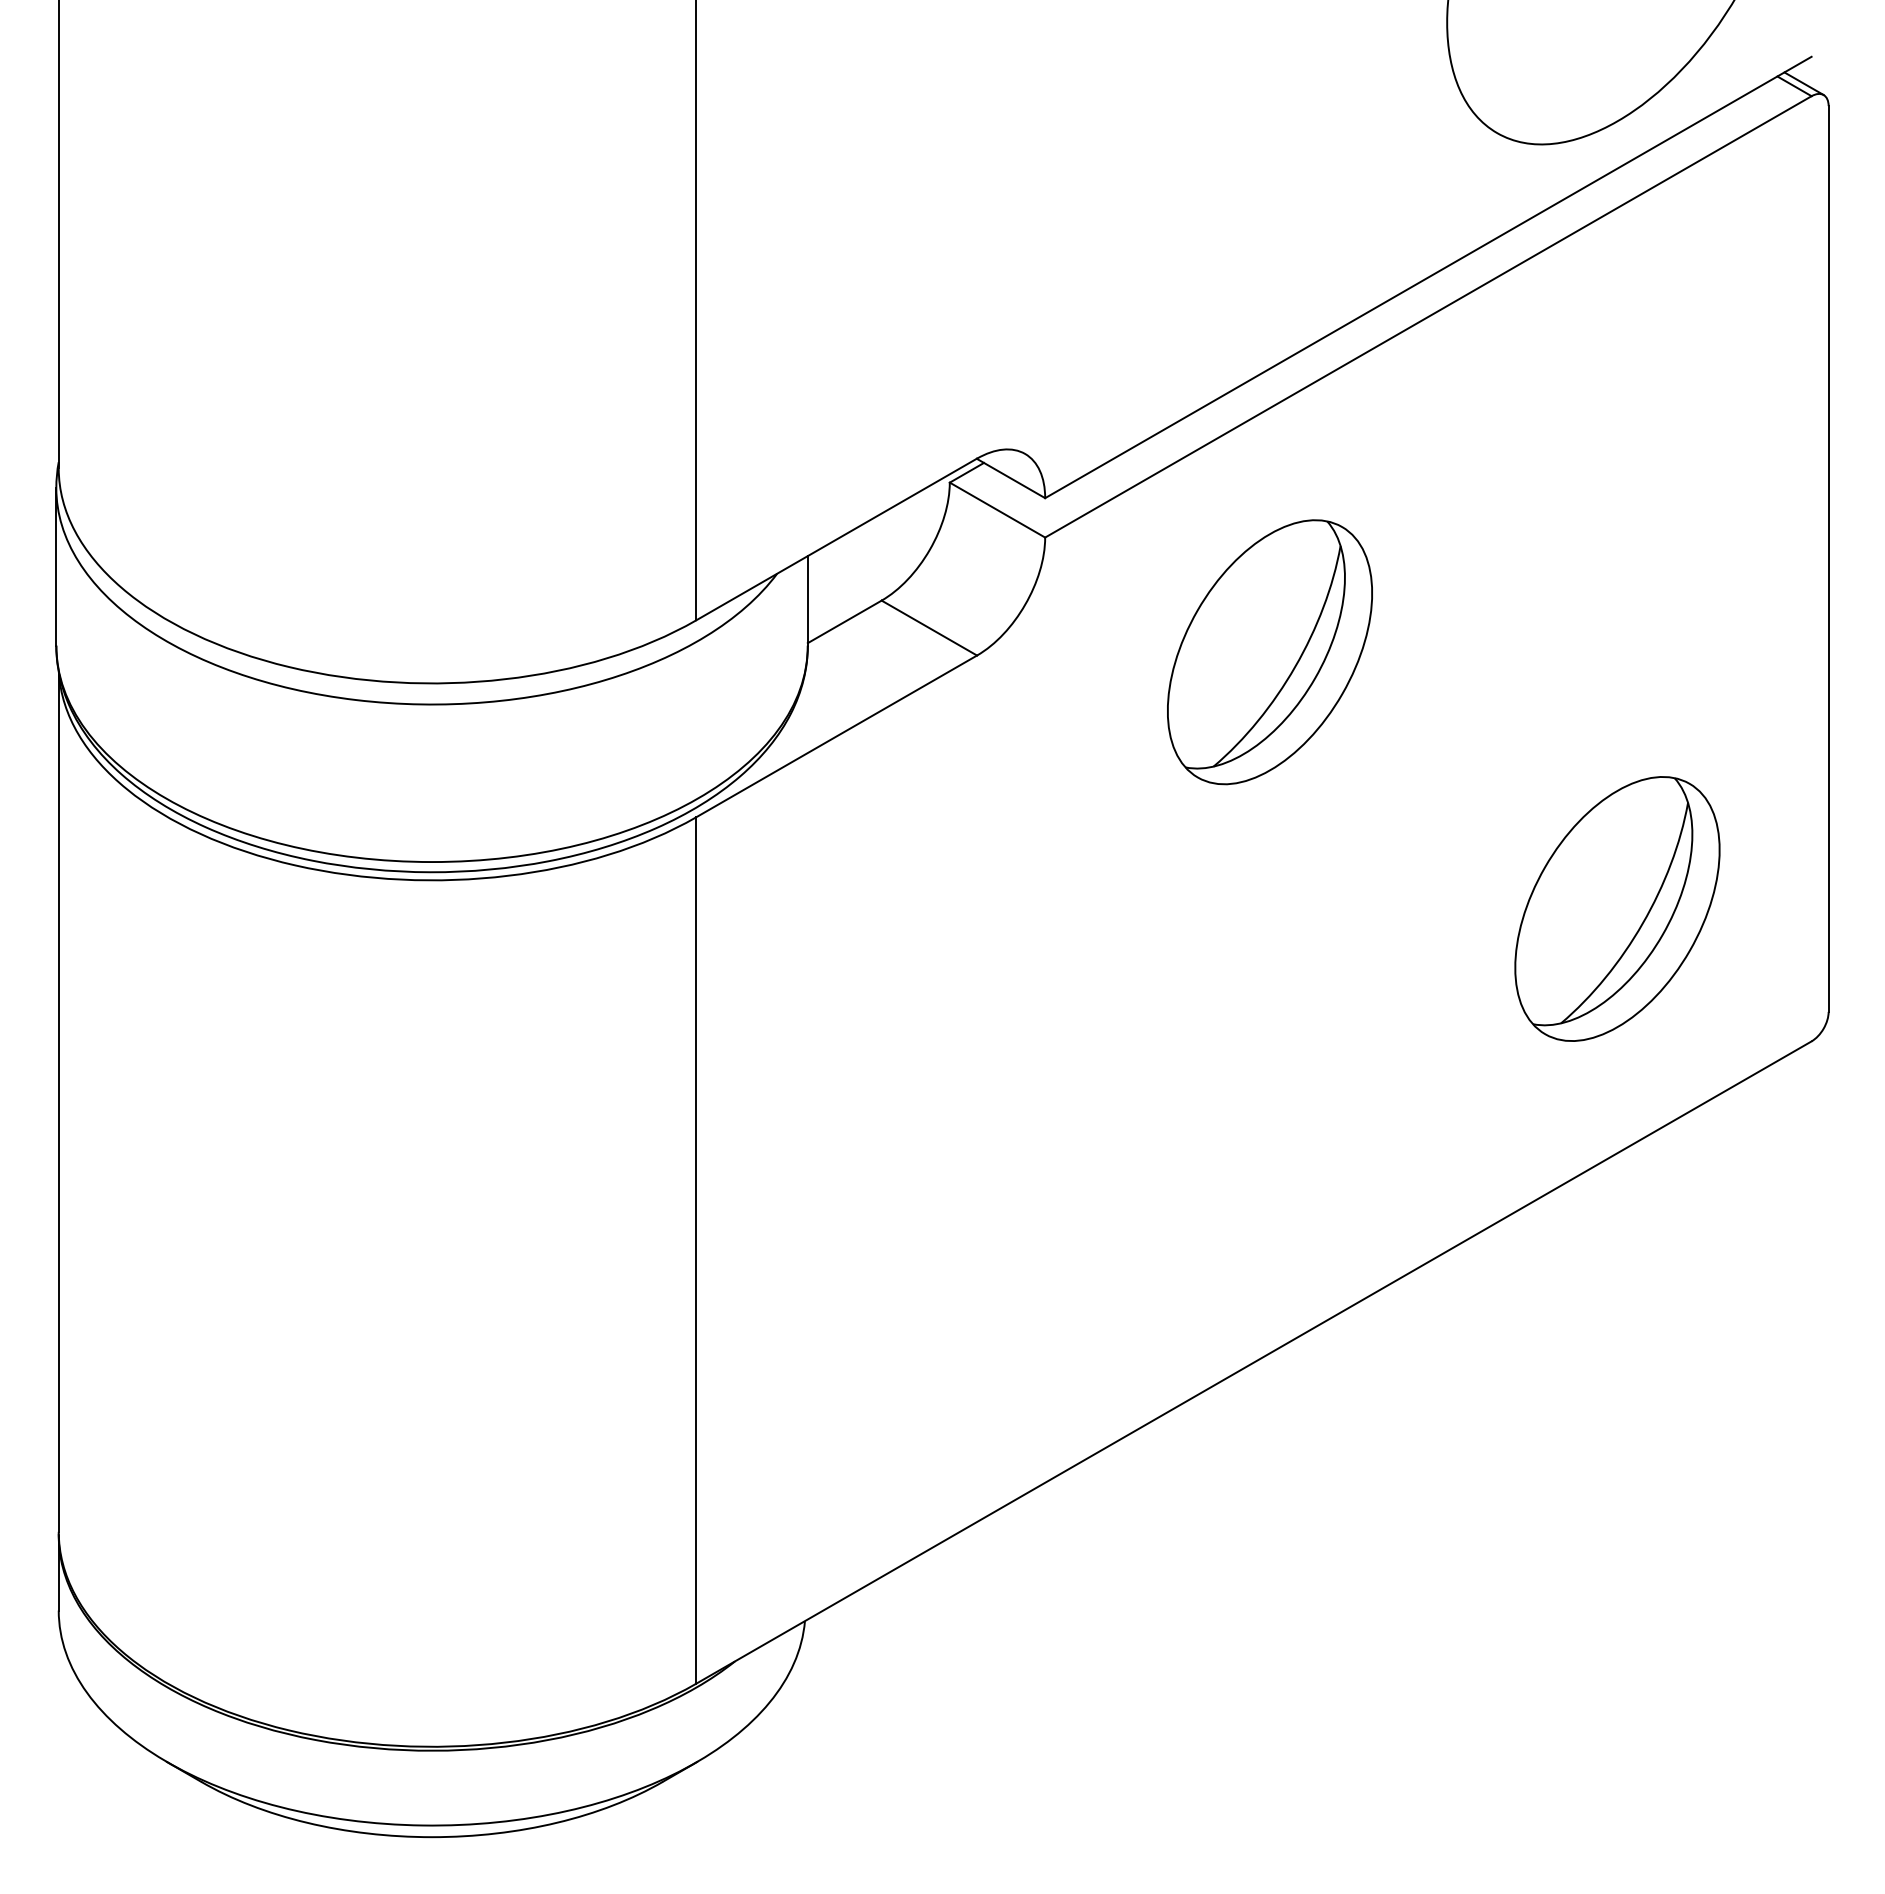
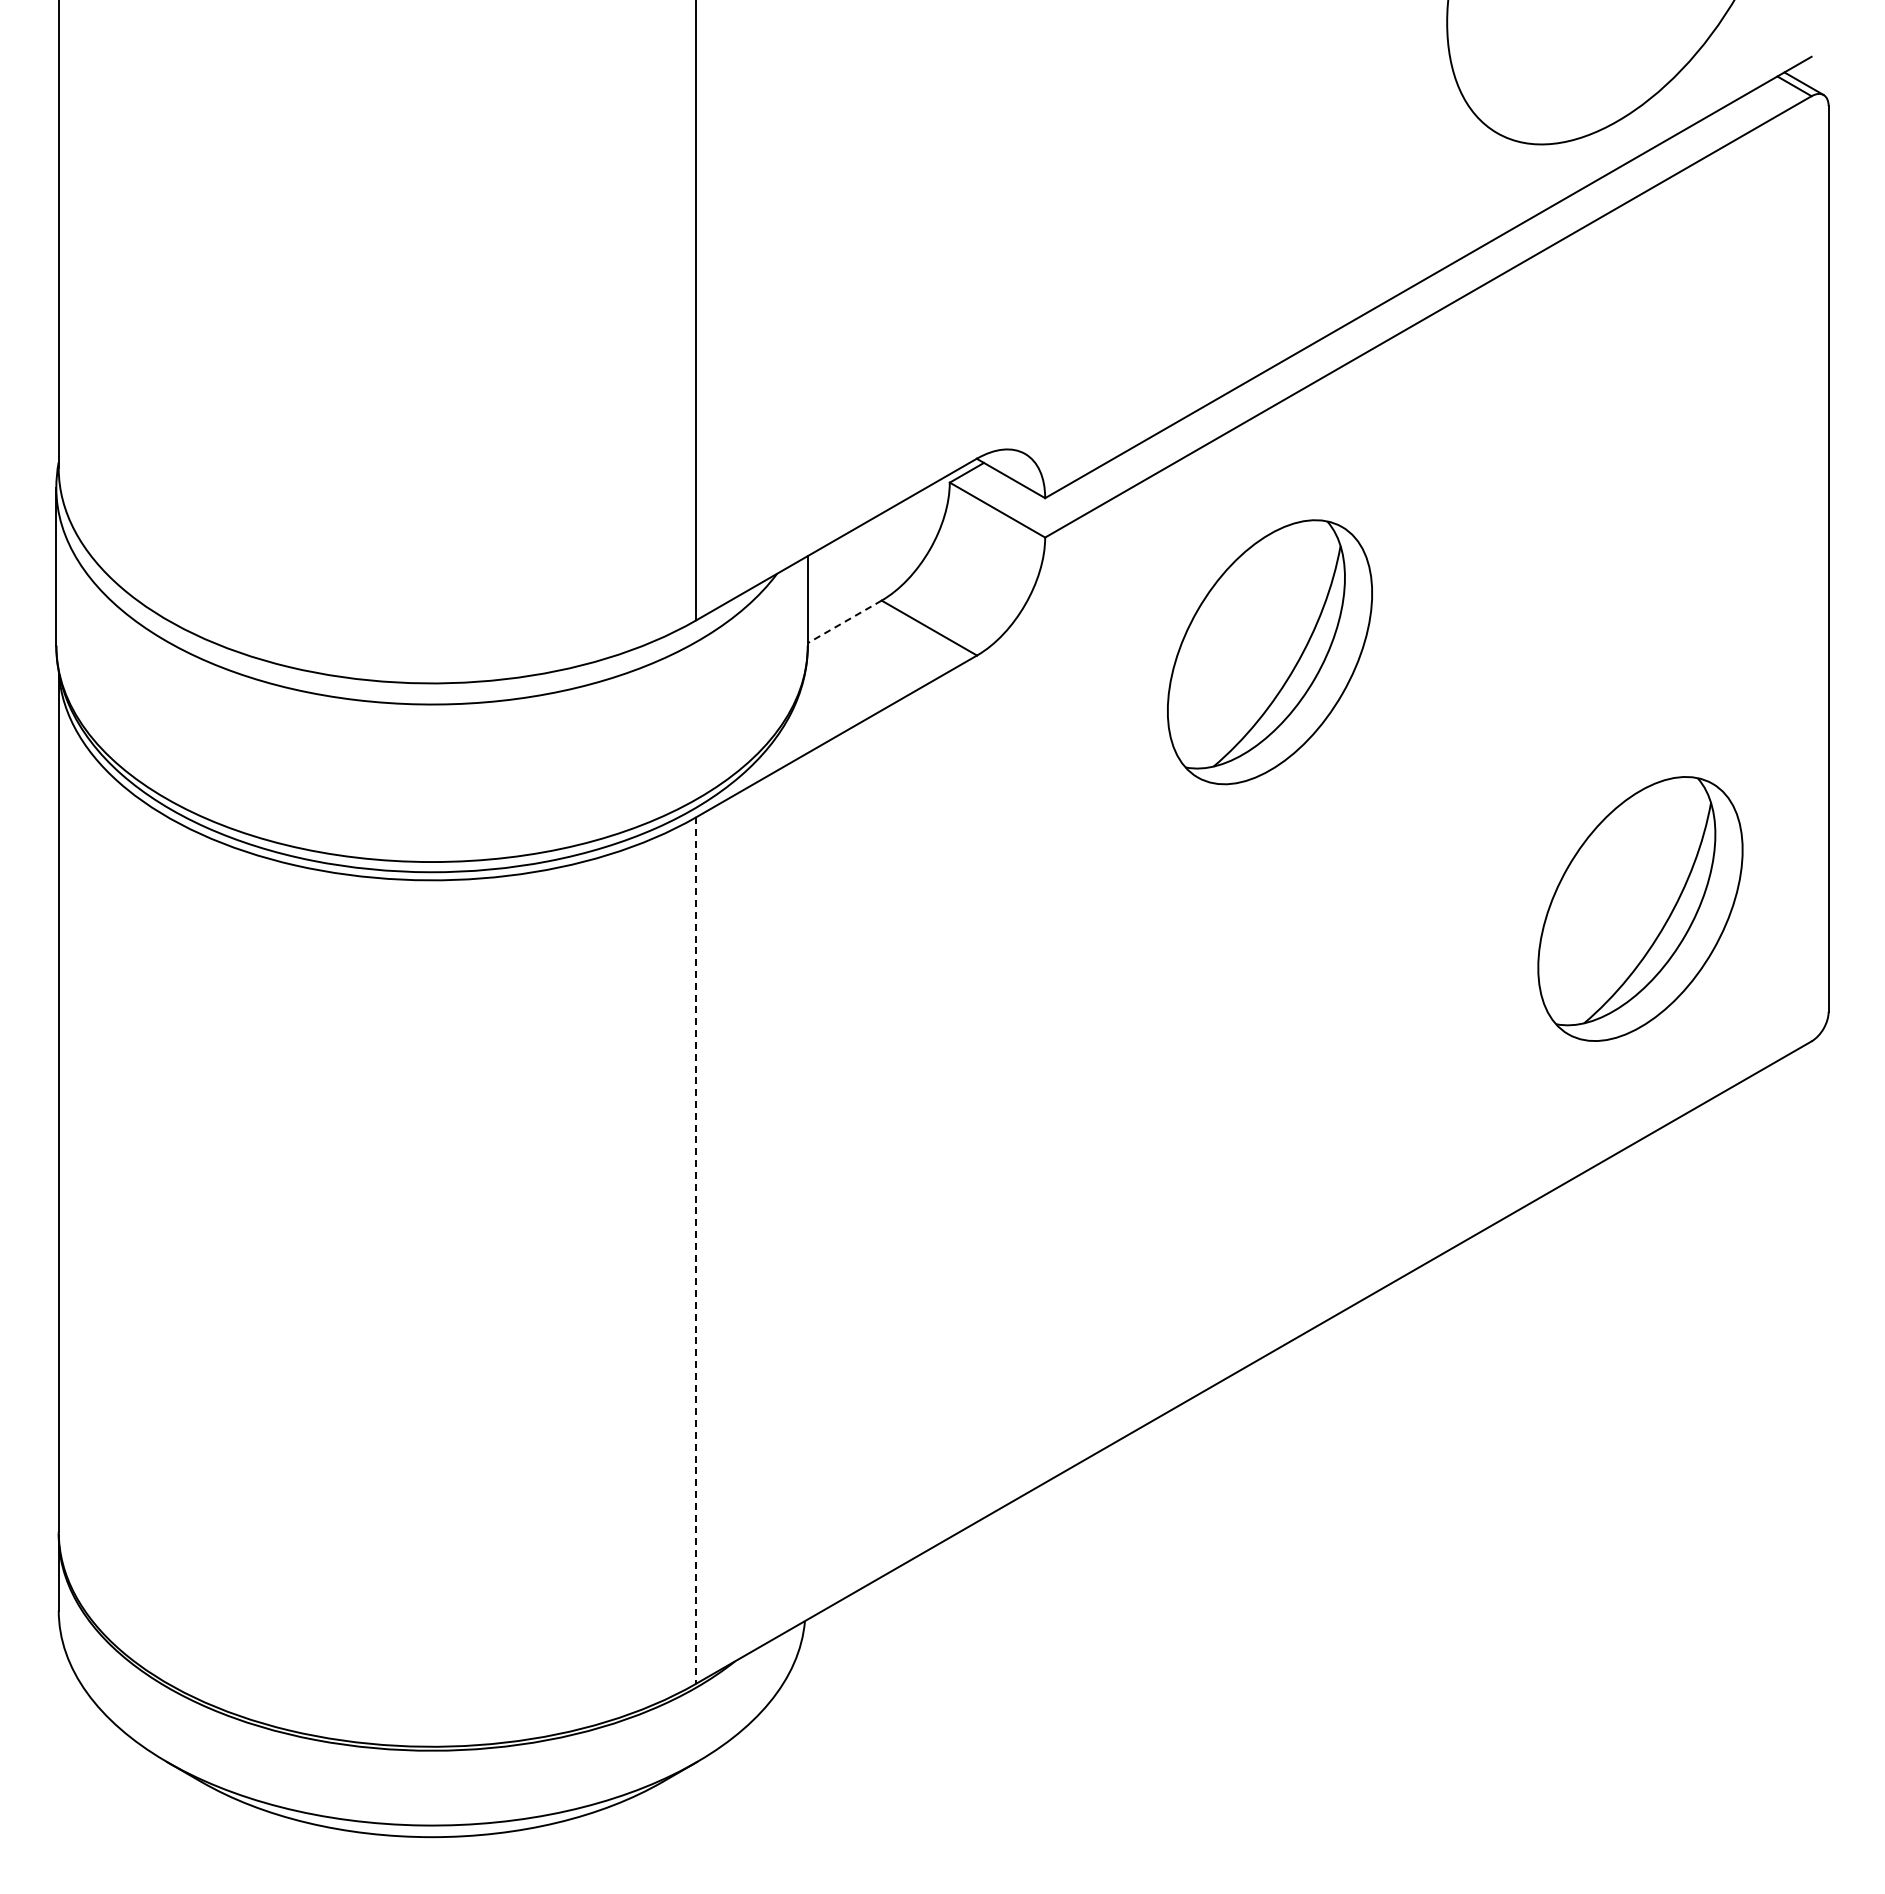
line: solid -> dashed (844, 621)
part position: (1617, 908) -> (1640, 908) (1640, 908)
line: solid -> dashed (696, 1251)
